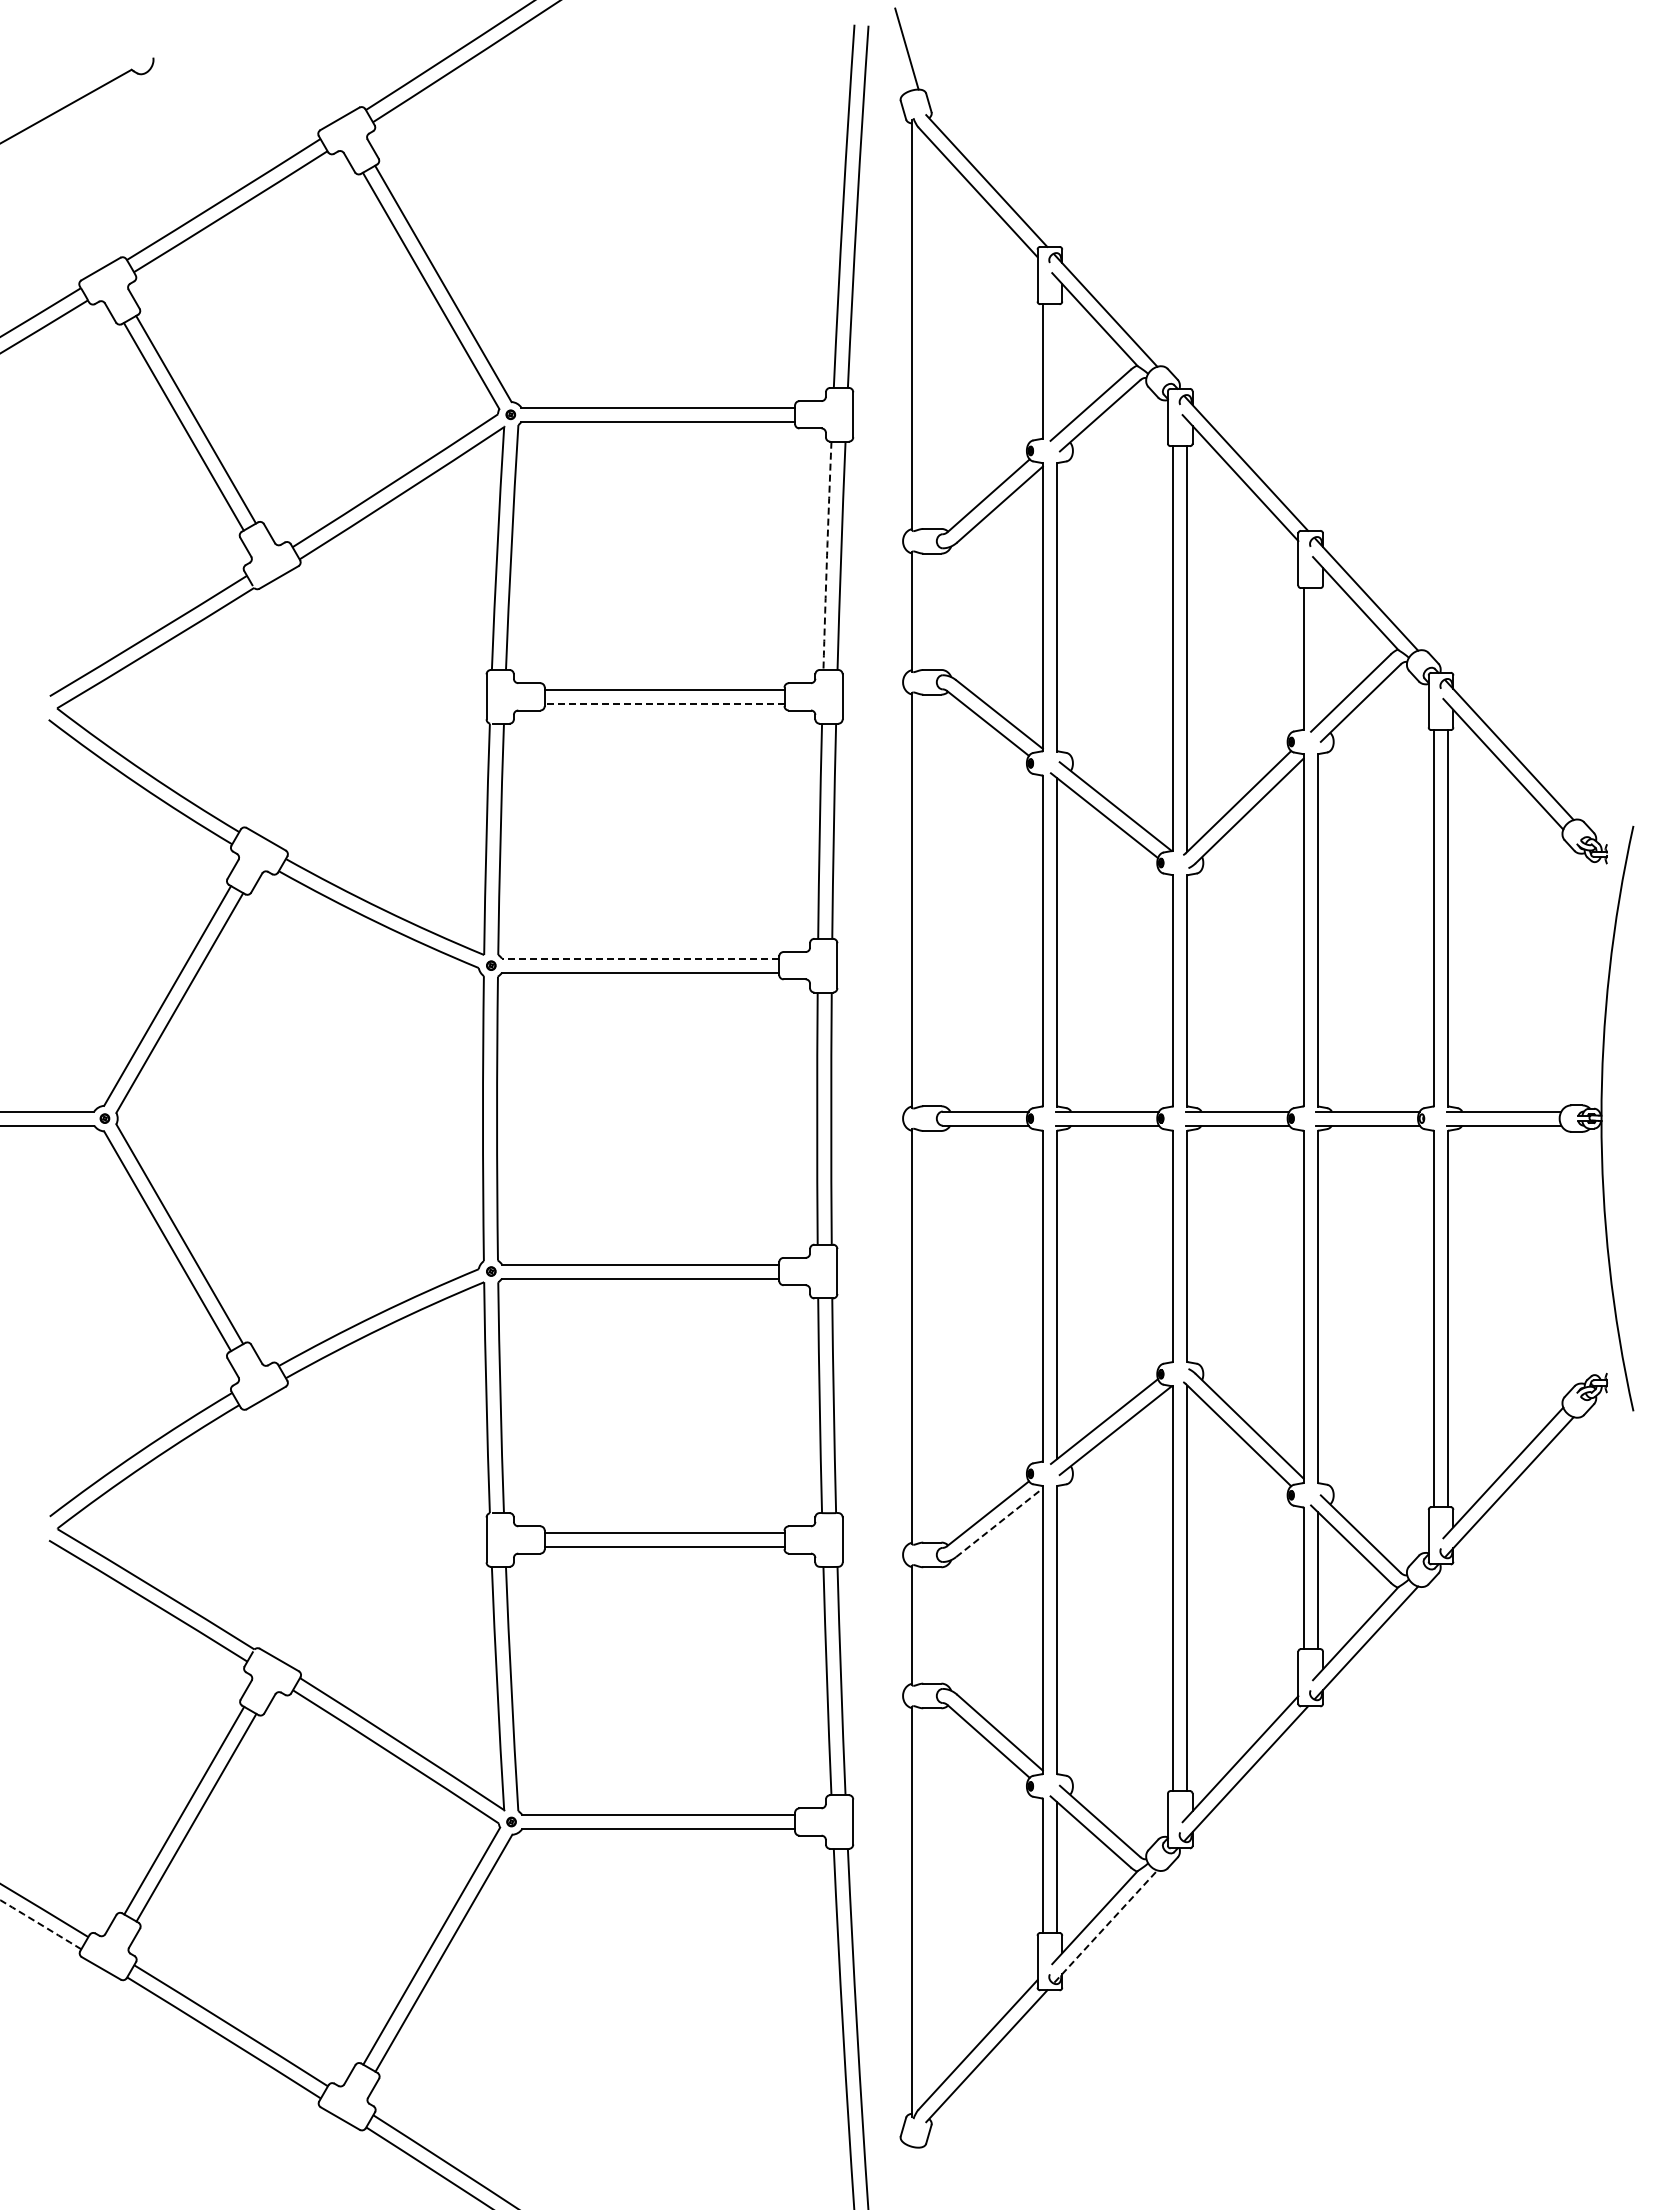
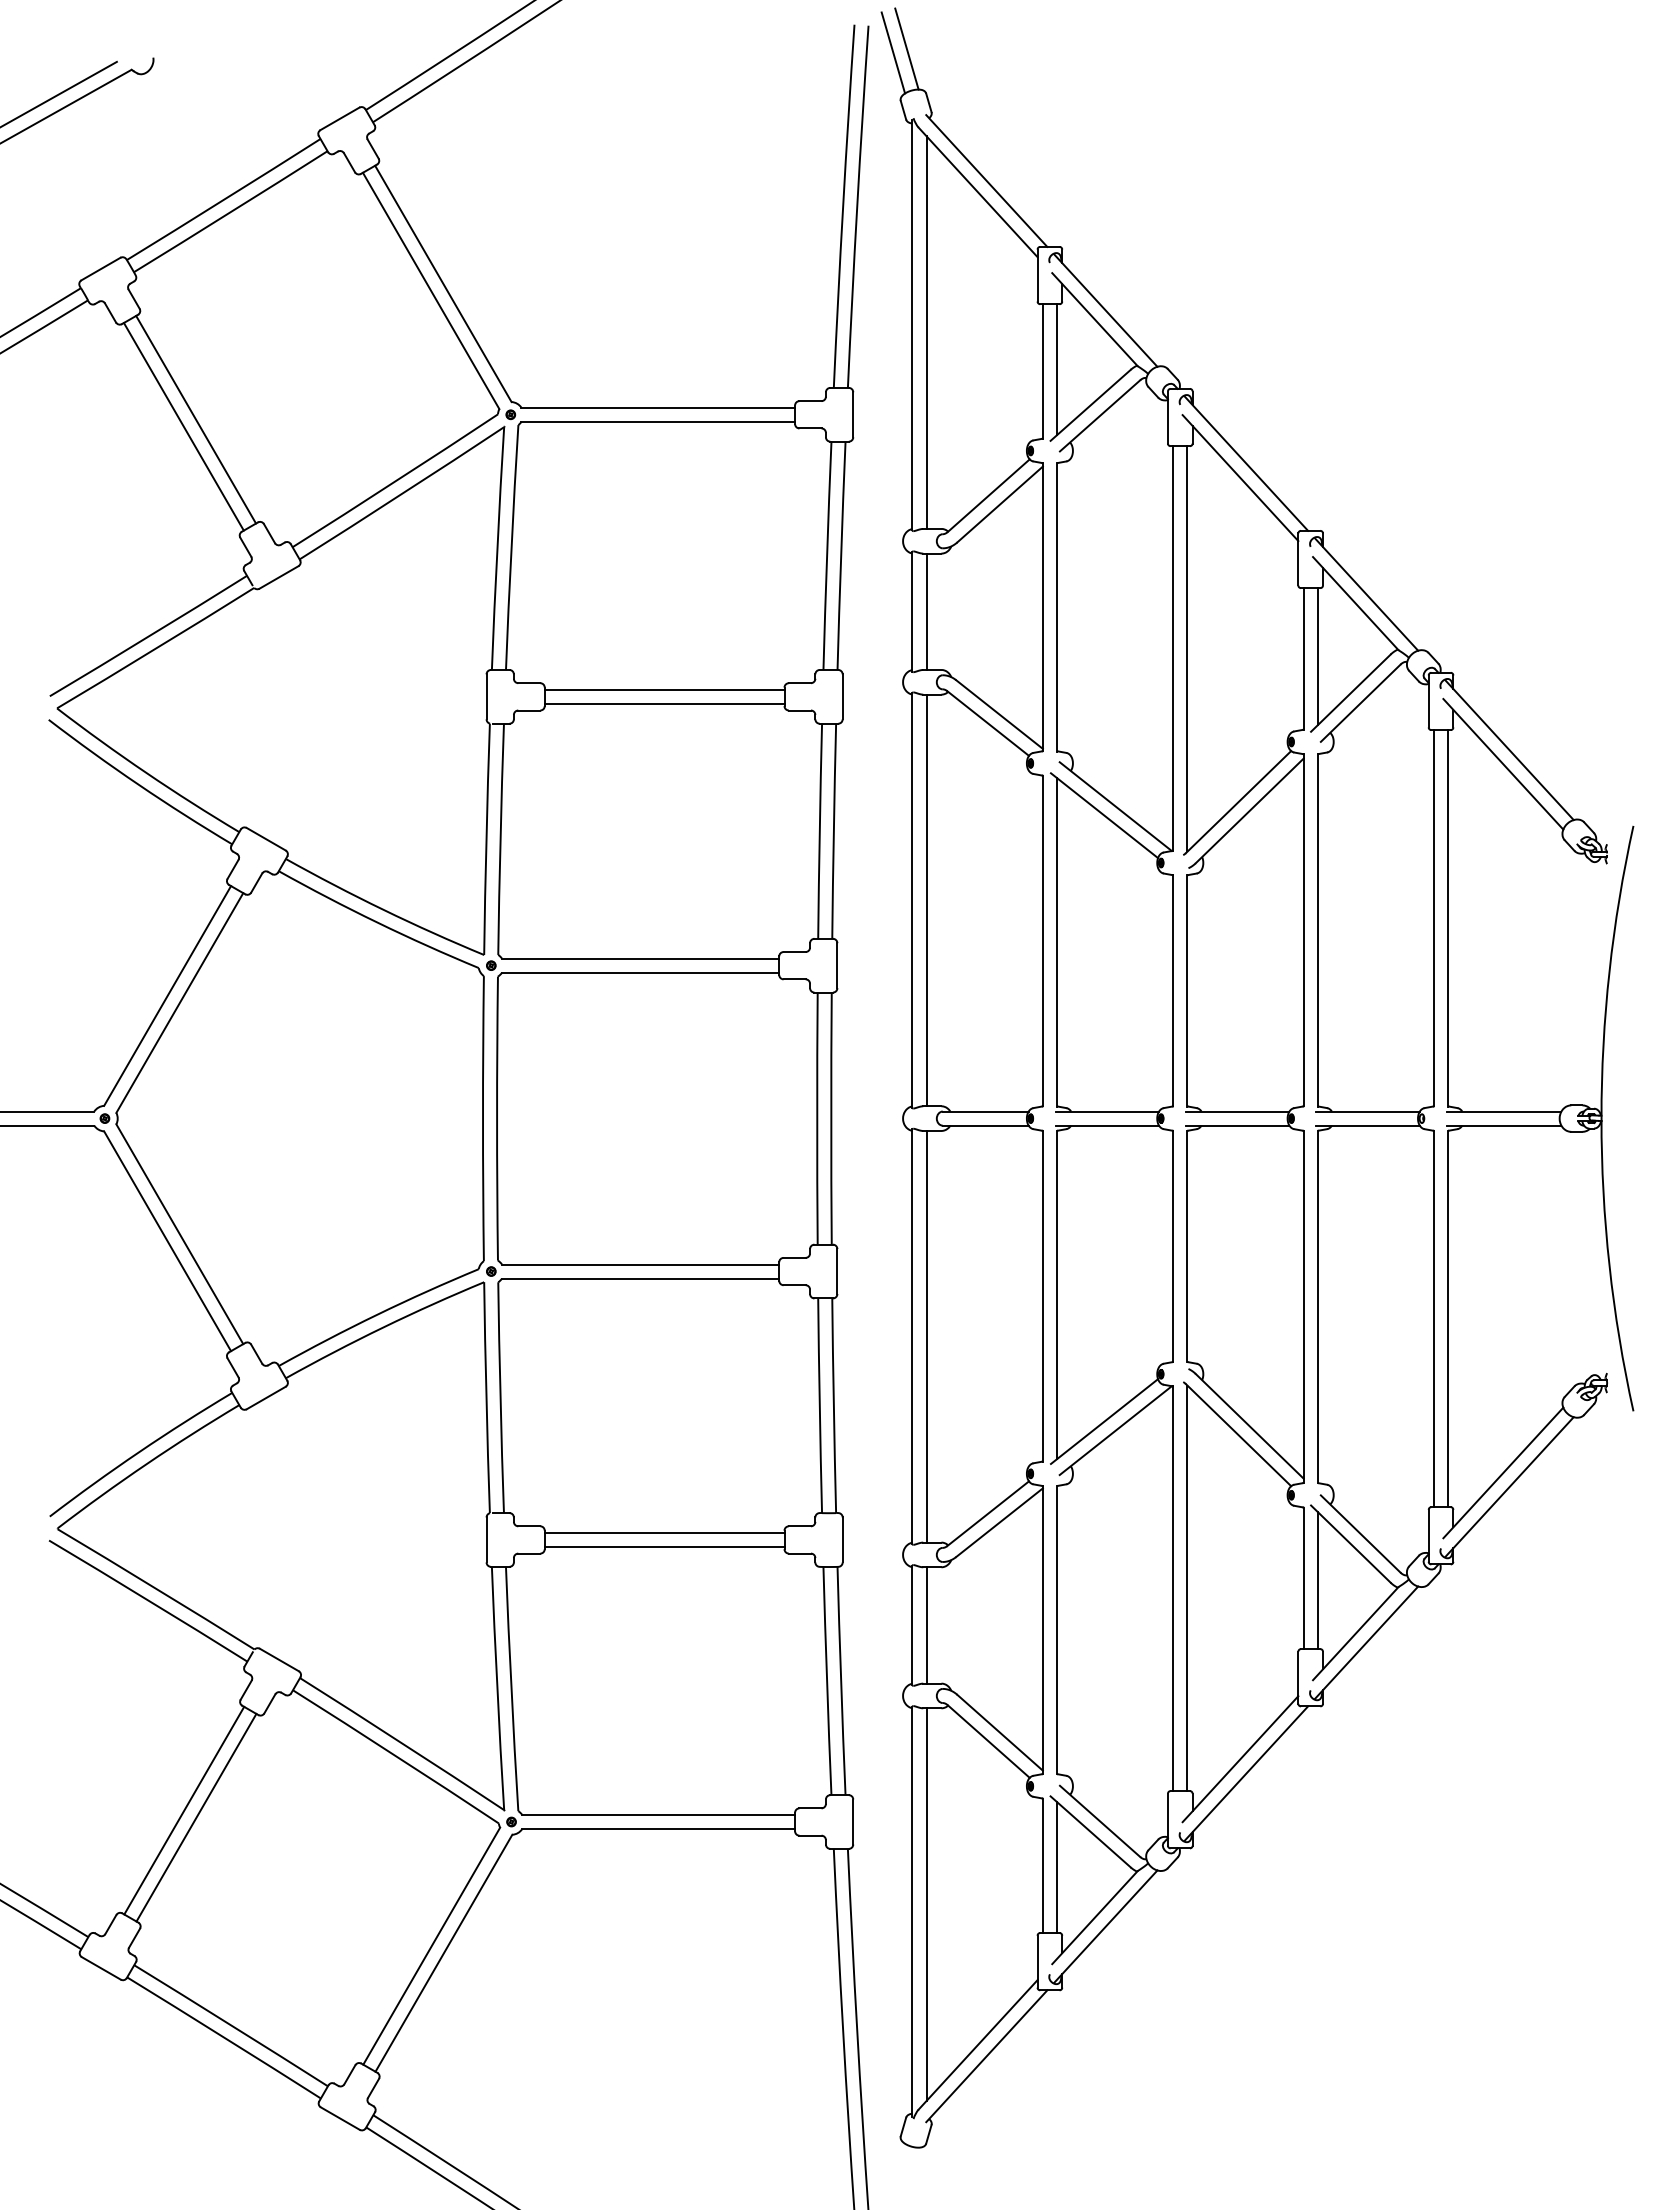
line: none -> present (893, 52)
line: none -> present (59, 93)
line: none -> present (926, 332)
line: none -> present (1056, 369)
arc: dashed -> solid (827, 555)
line: none -> present (926, 611)
line: none -> present (1317, 656)
line: dashed -> solid (664, 703)
line: none -> present (926, 900)
line: dashed -> solid (640, 958)
line: none -> present (926, 1336)
line: dashed -> solid (999, 1522)
line: none -> present (926, 1625)
line: none -> present (926, 1904)
arc: dashed -> solid (40, 1924)
line: dashed -> solid (1106, 1926)
